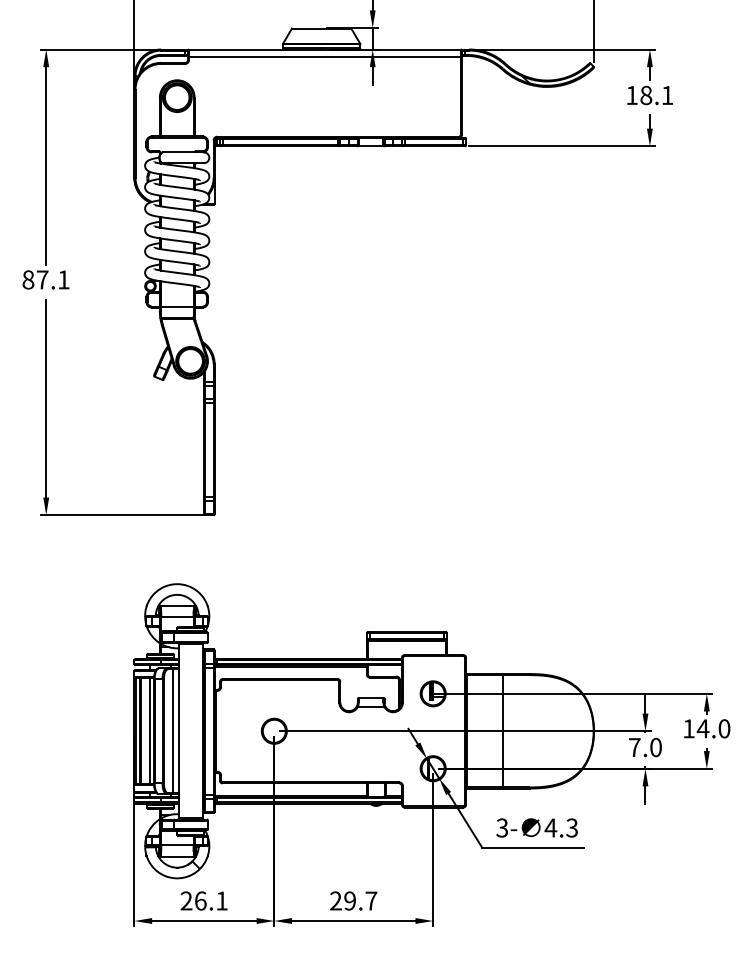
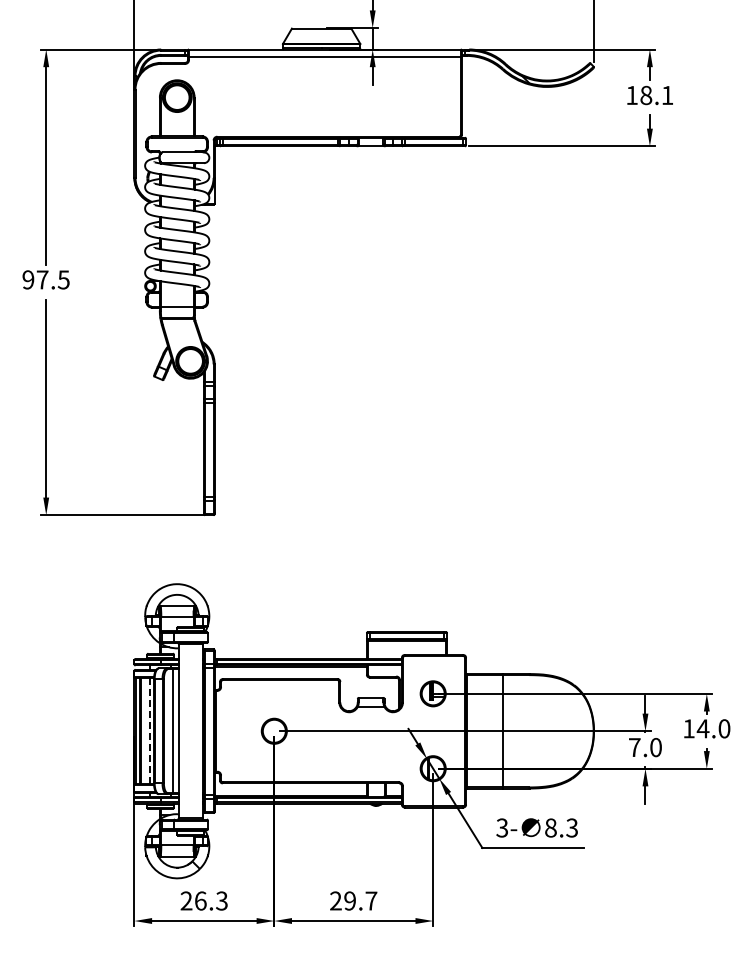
text: 87.1 -> 97.5 (45, 279)
line: solid -> dashed (149, 731)
text: 4.3 -> 8.3 (550, 827)
text: 26.1 -> 26.3 (221, 900)
